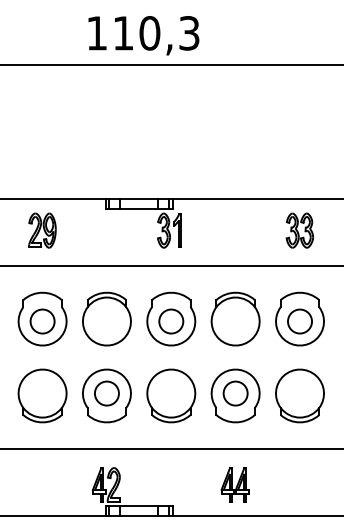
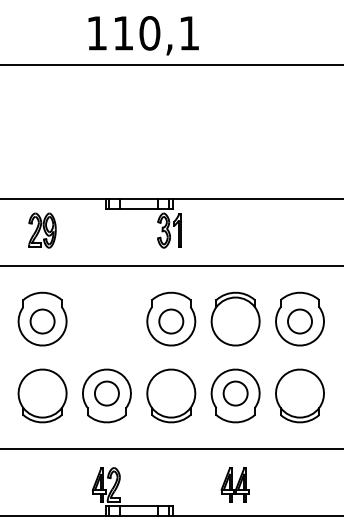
text: 110,3 -> 110,1 (189, 33)
part: present -> none (299, 230)
part: present -> none (106, 318)
